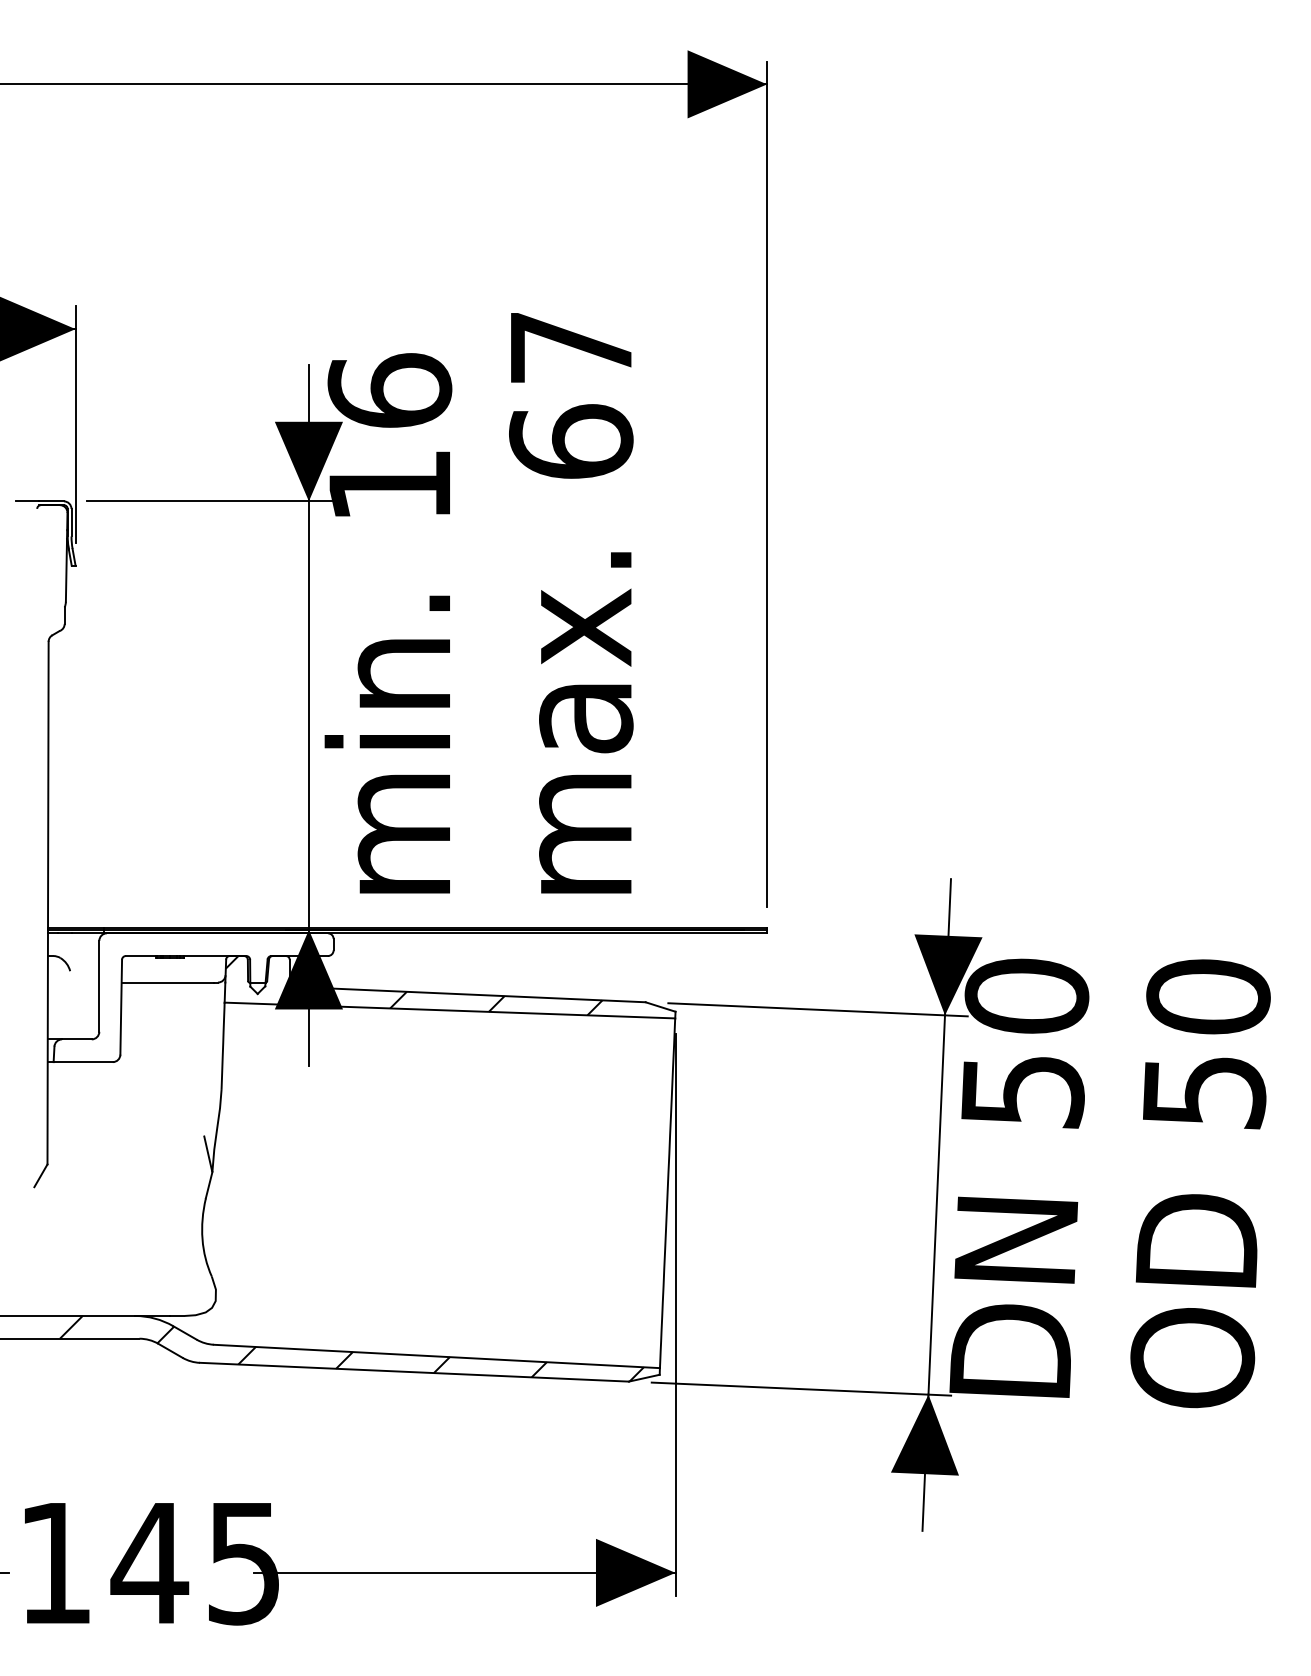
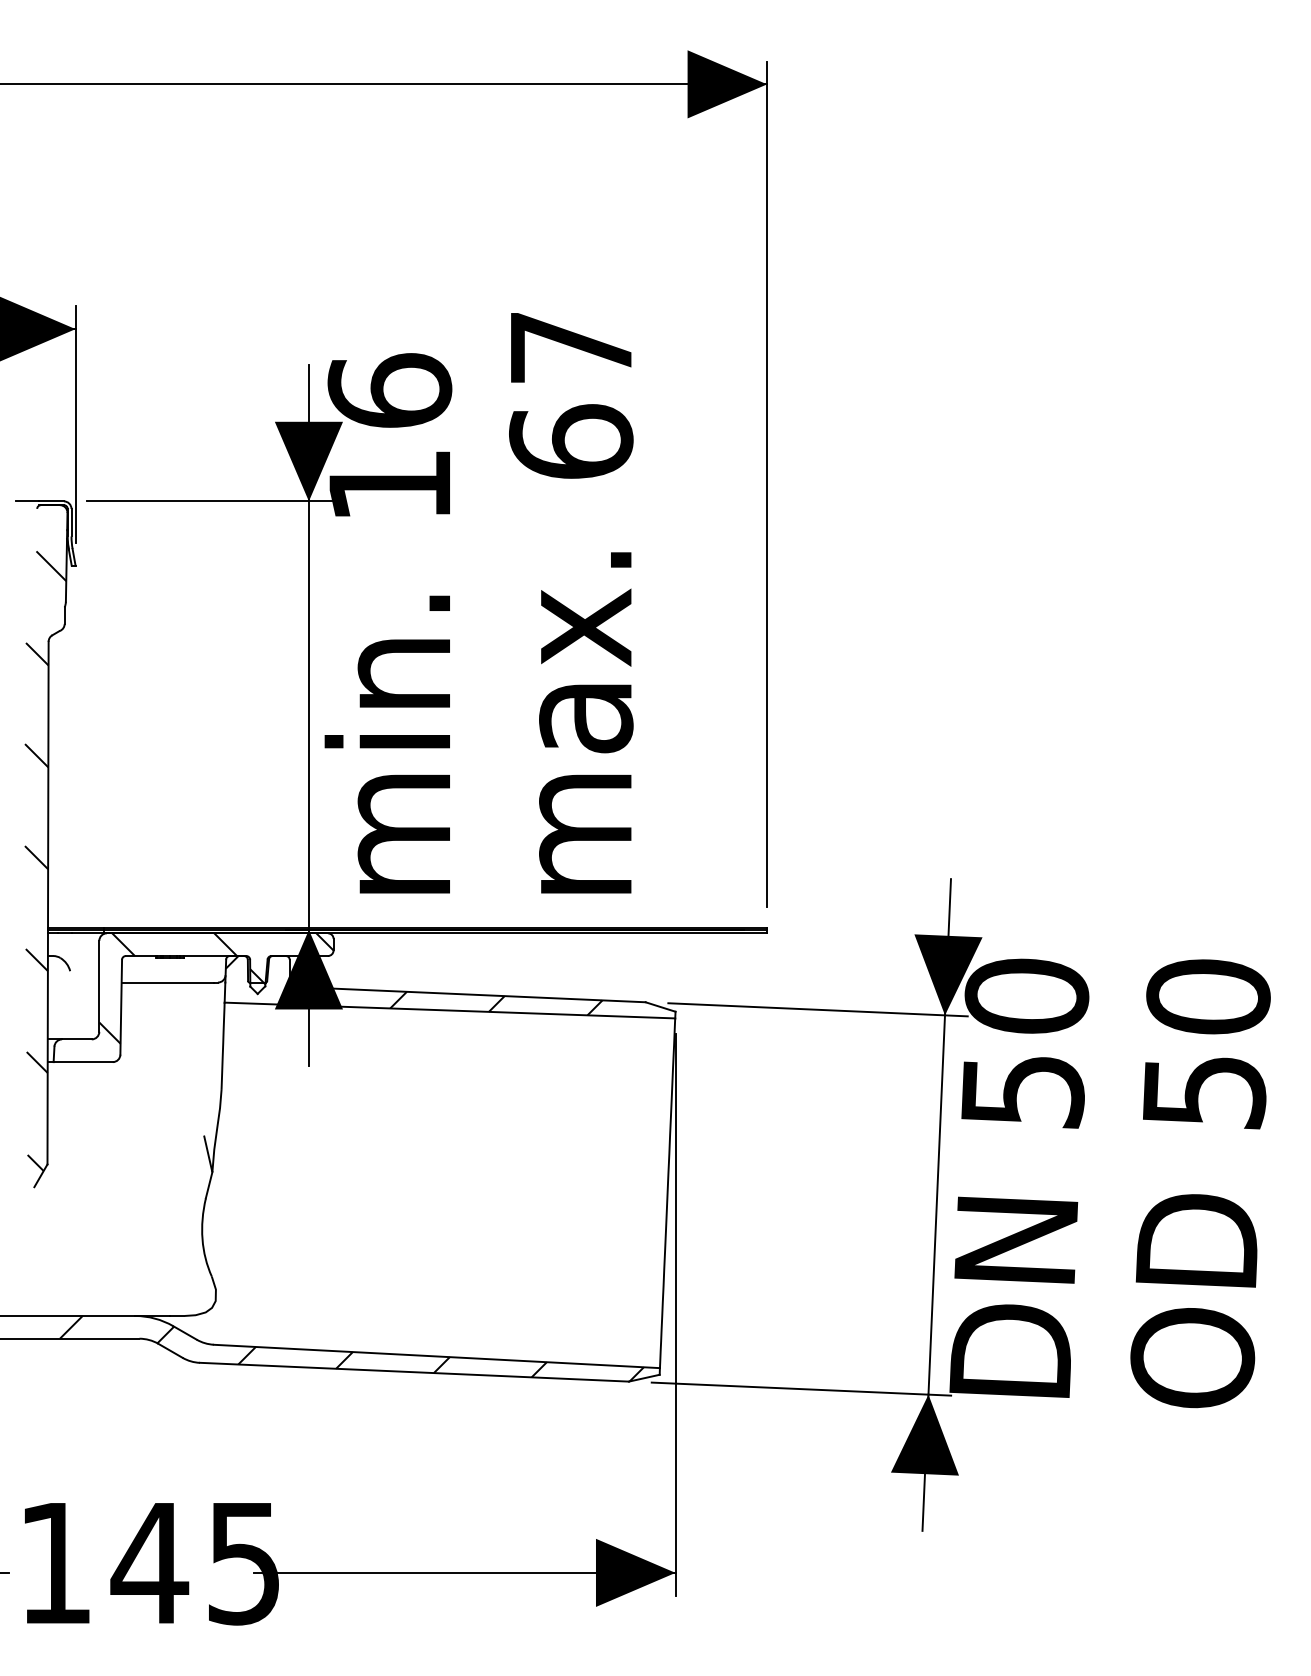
hatch: none -> present (45, 861)
hatch: none -> present (216, 988)
